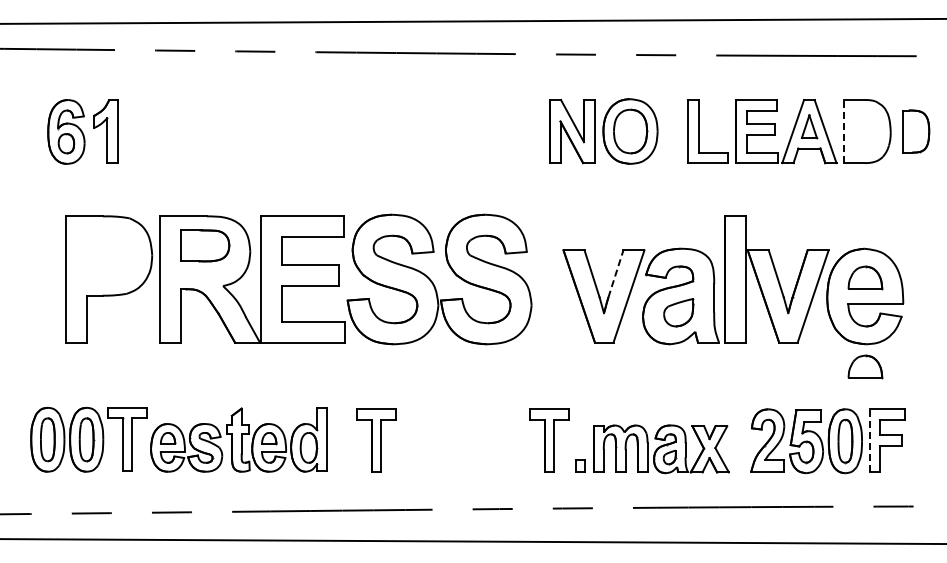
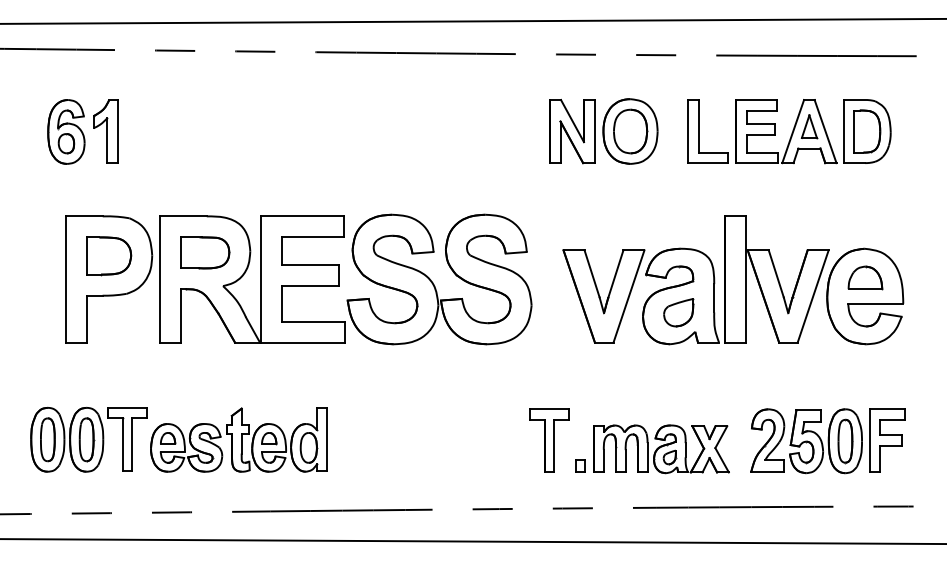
line: dashed -> solid (843, 131)
part position: (916, 131) -> (867, 131) (867, 131)
part position: (205, 245) -> (205, 252) (205, 252)
part: none -> present (109, 256)
line: dashed -> solid (615, 273)
part: present -> none (865, 366)
part: present -> none (376, 440)
line: dashed -> solid (870, 440)
